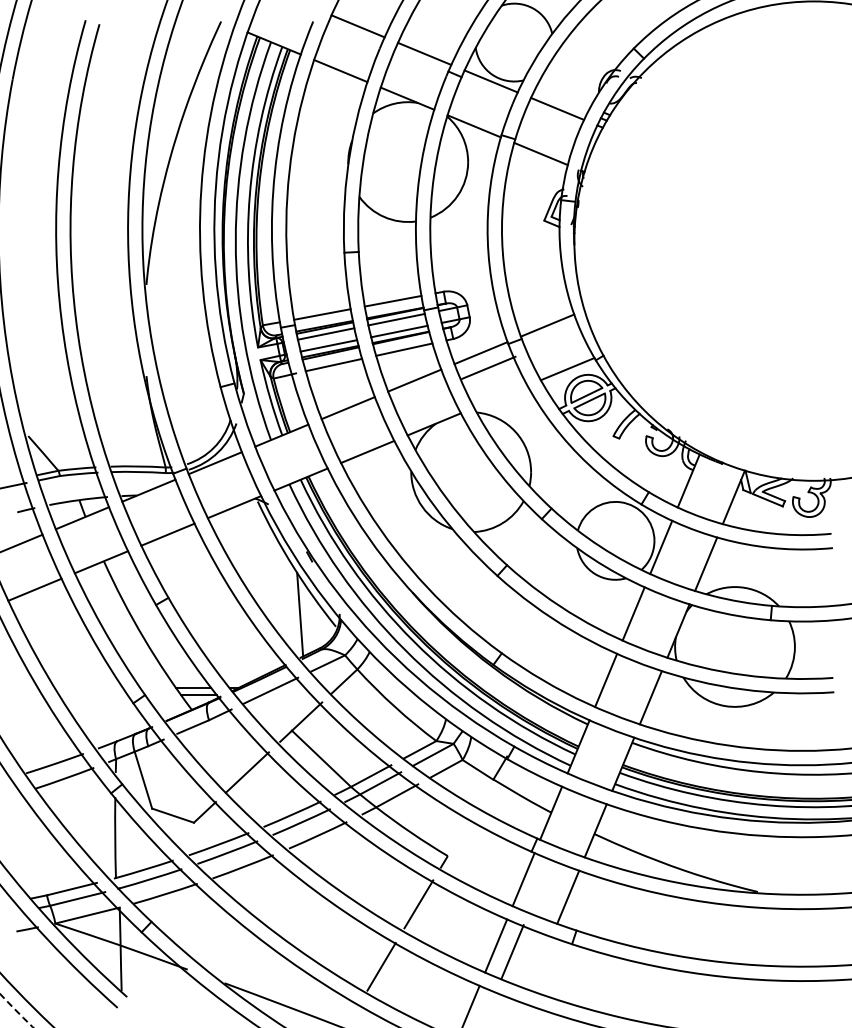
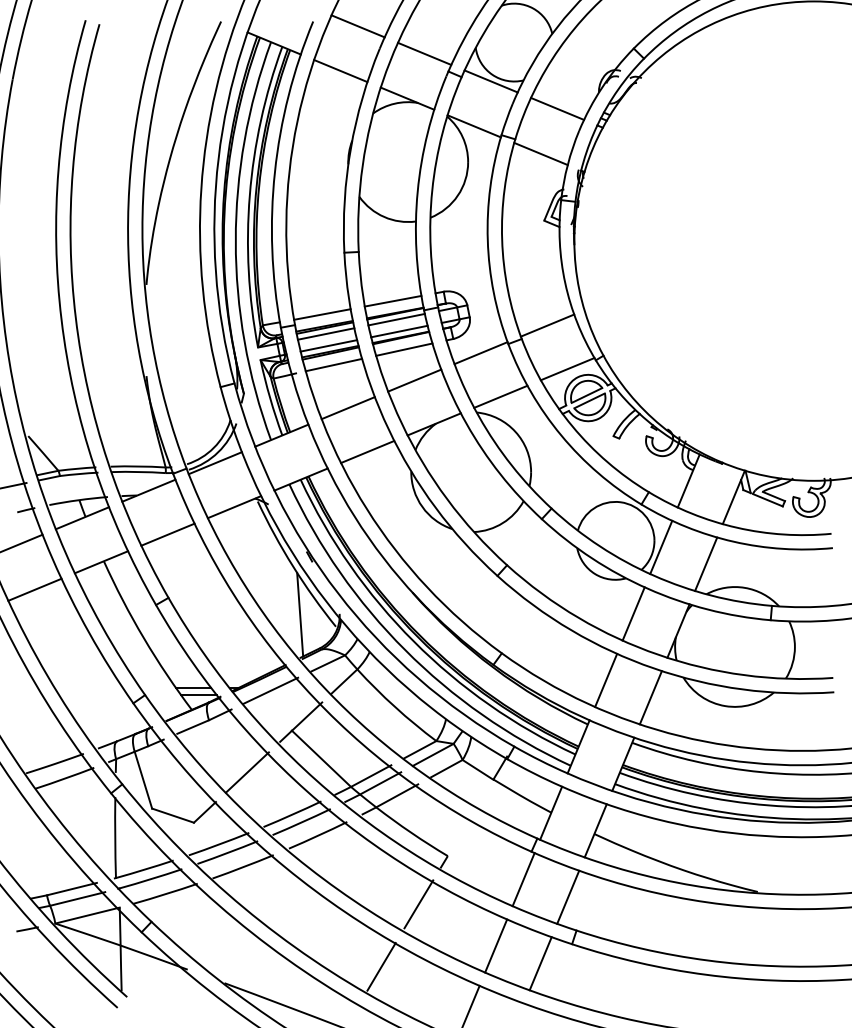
line position: (488, 367) -> (500, 396) (500, 396)
line position: (512, 951) -> (540, 963) (540, 963)
arc: dashed -> solid (16, 1010)
